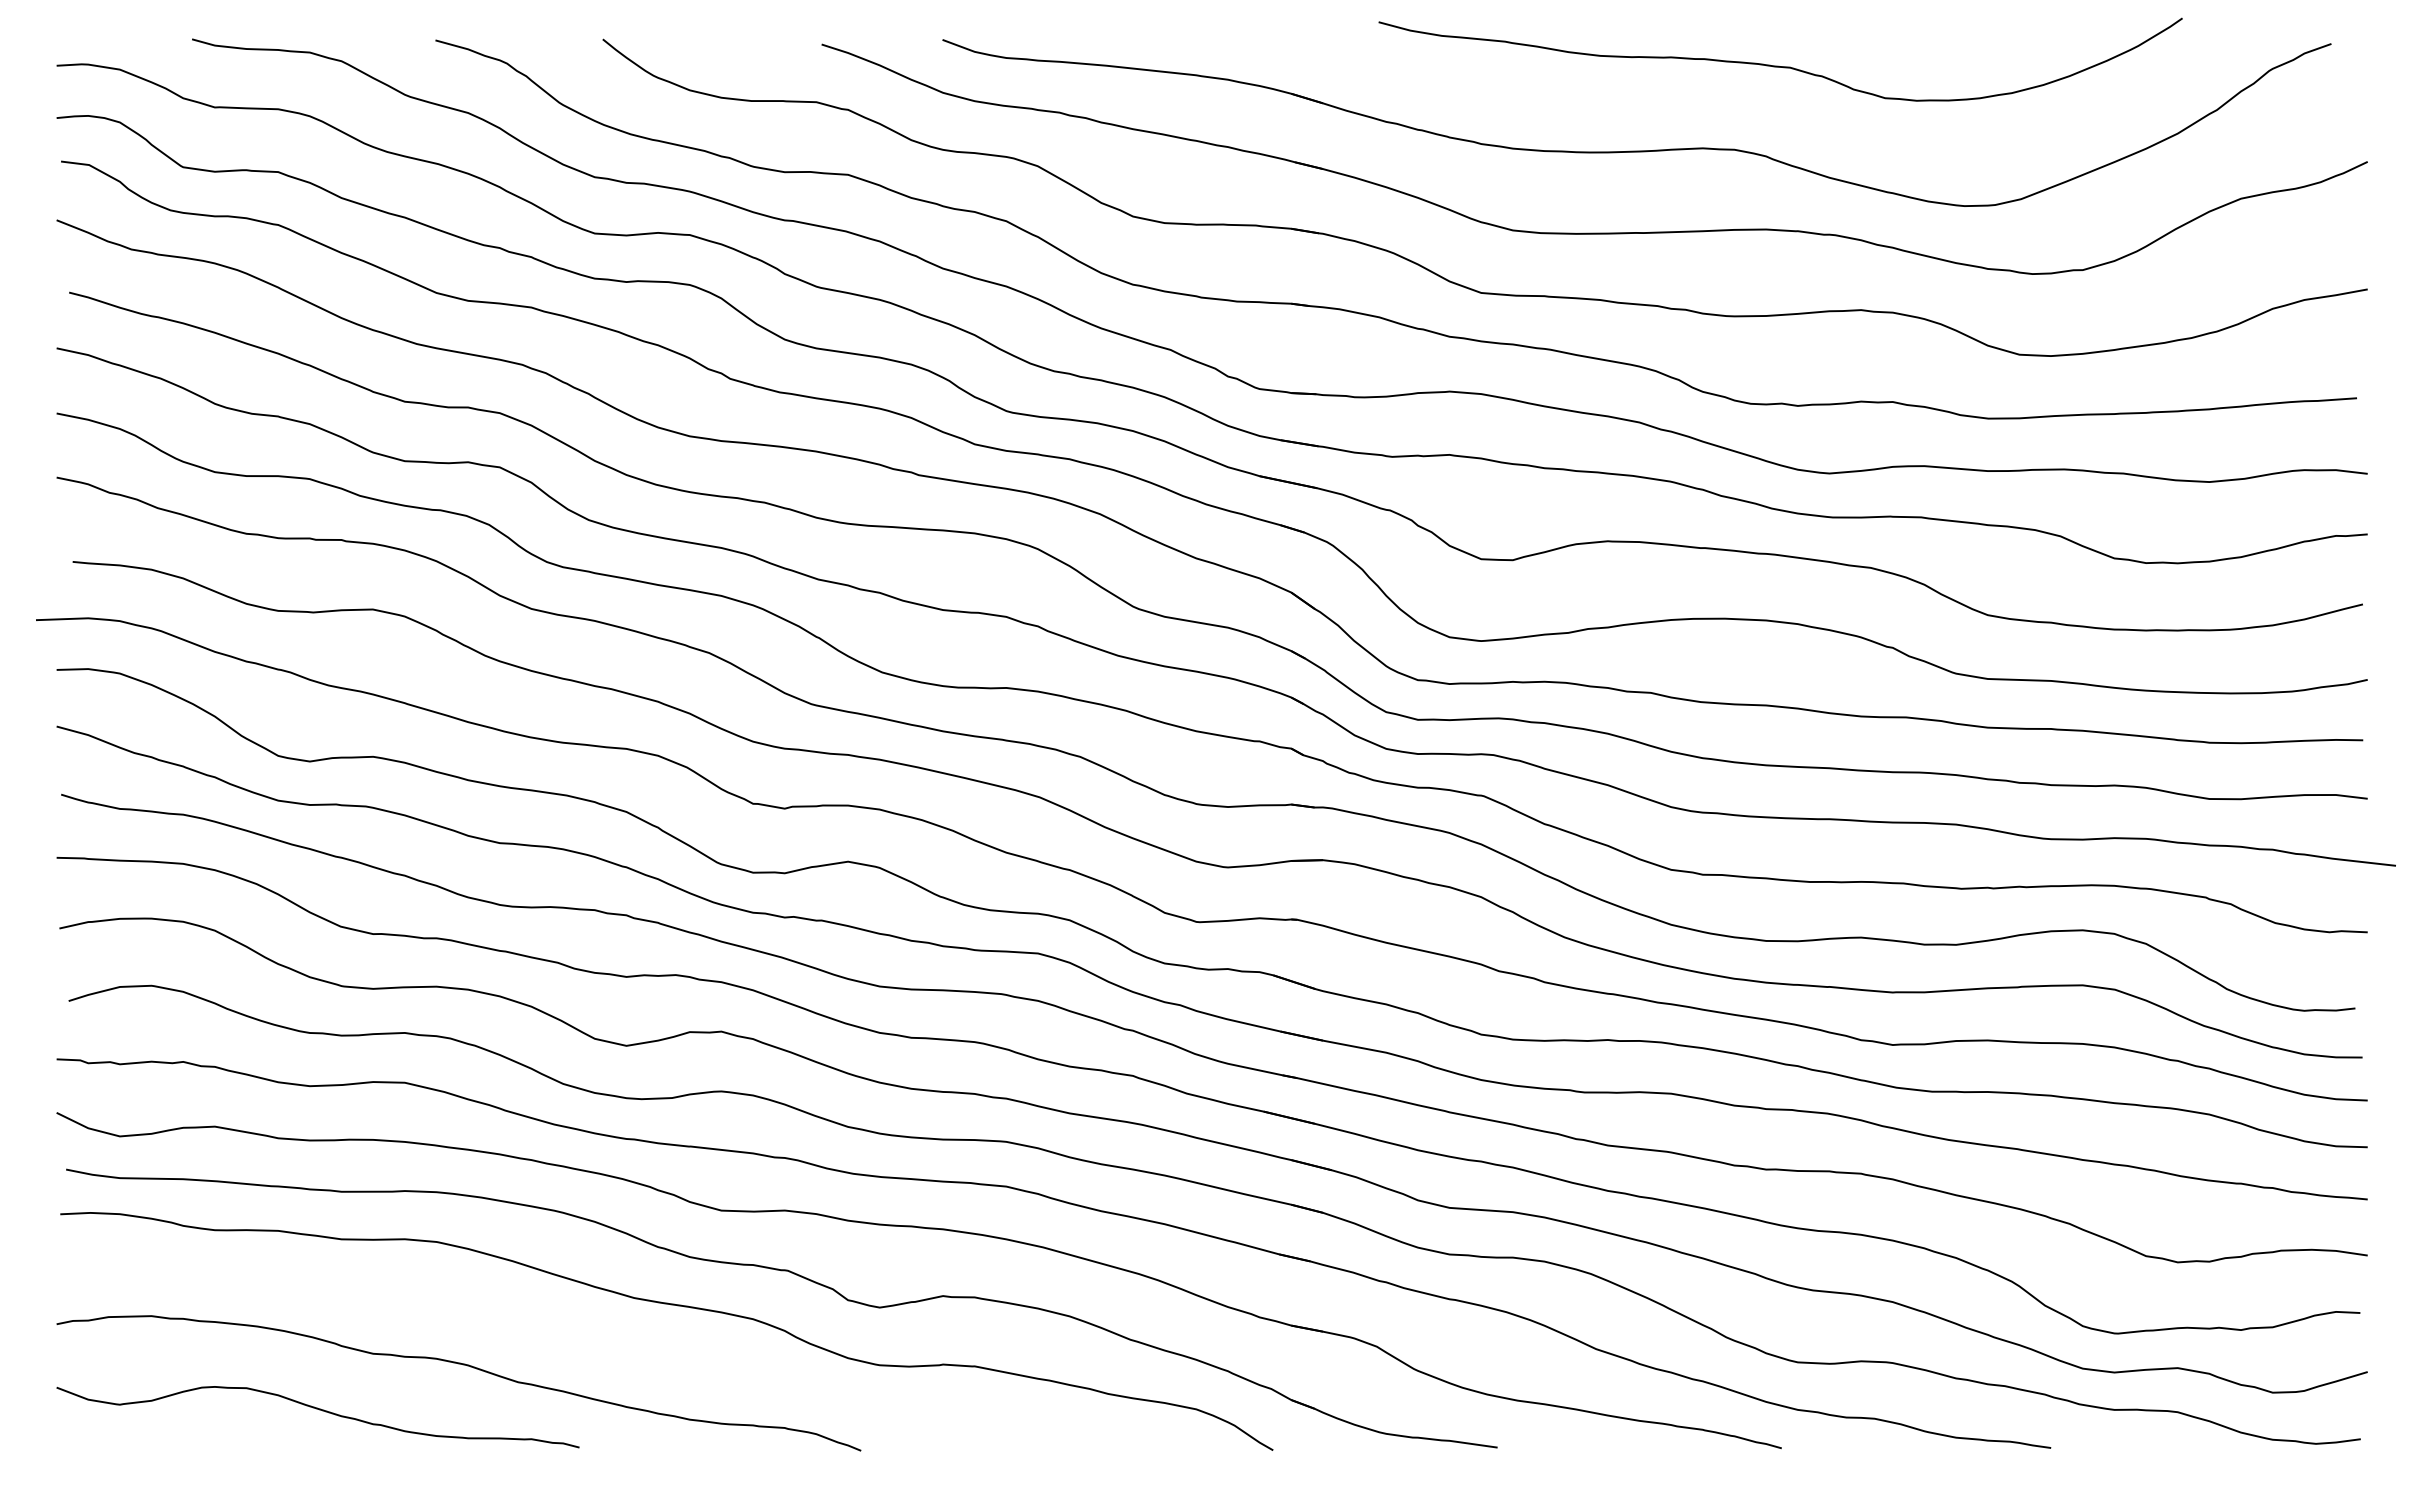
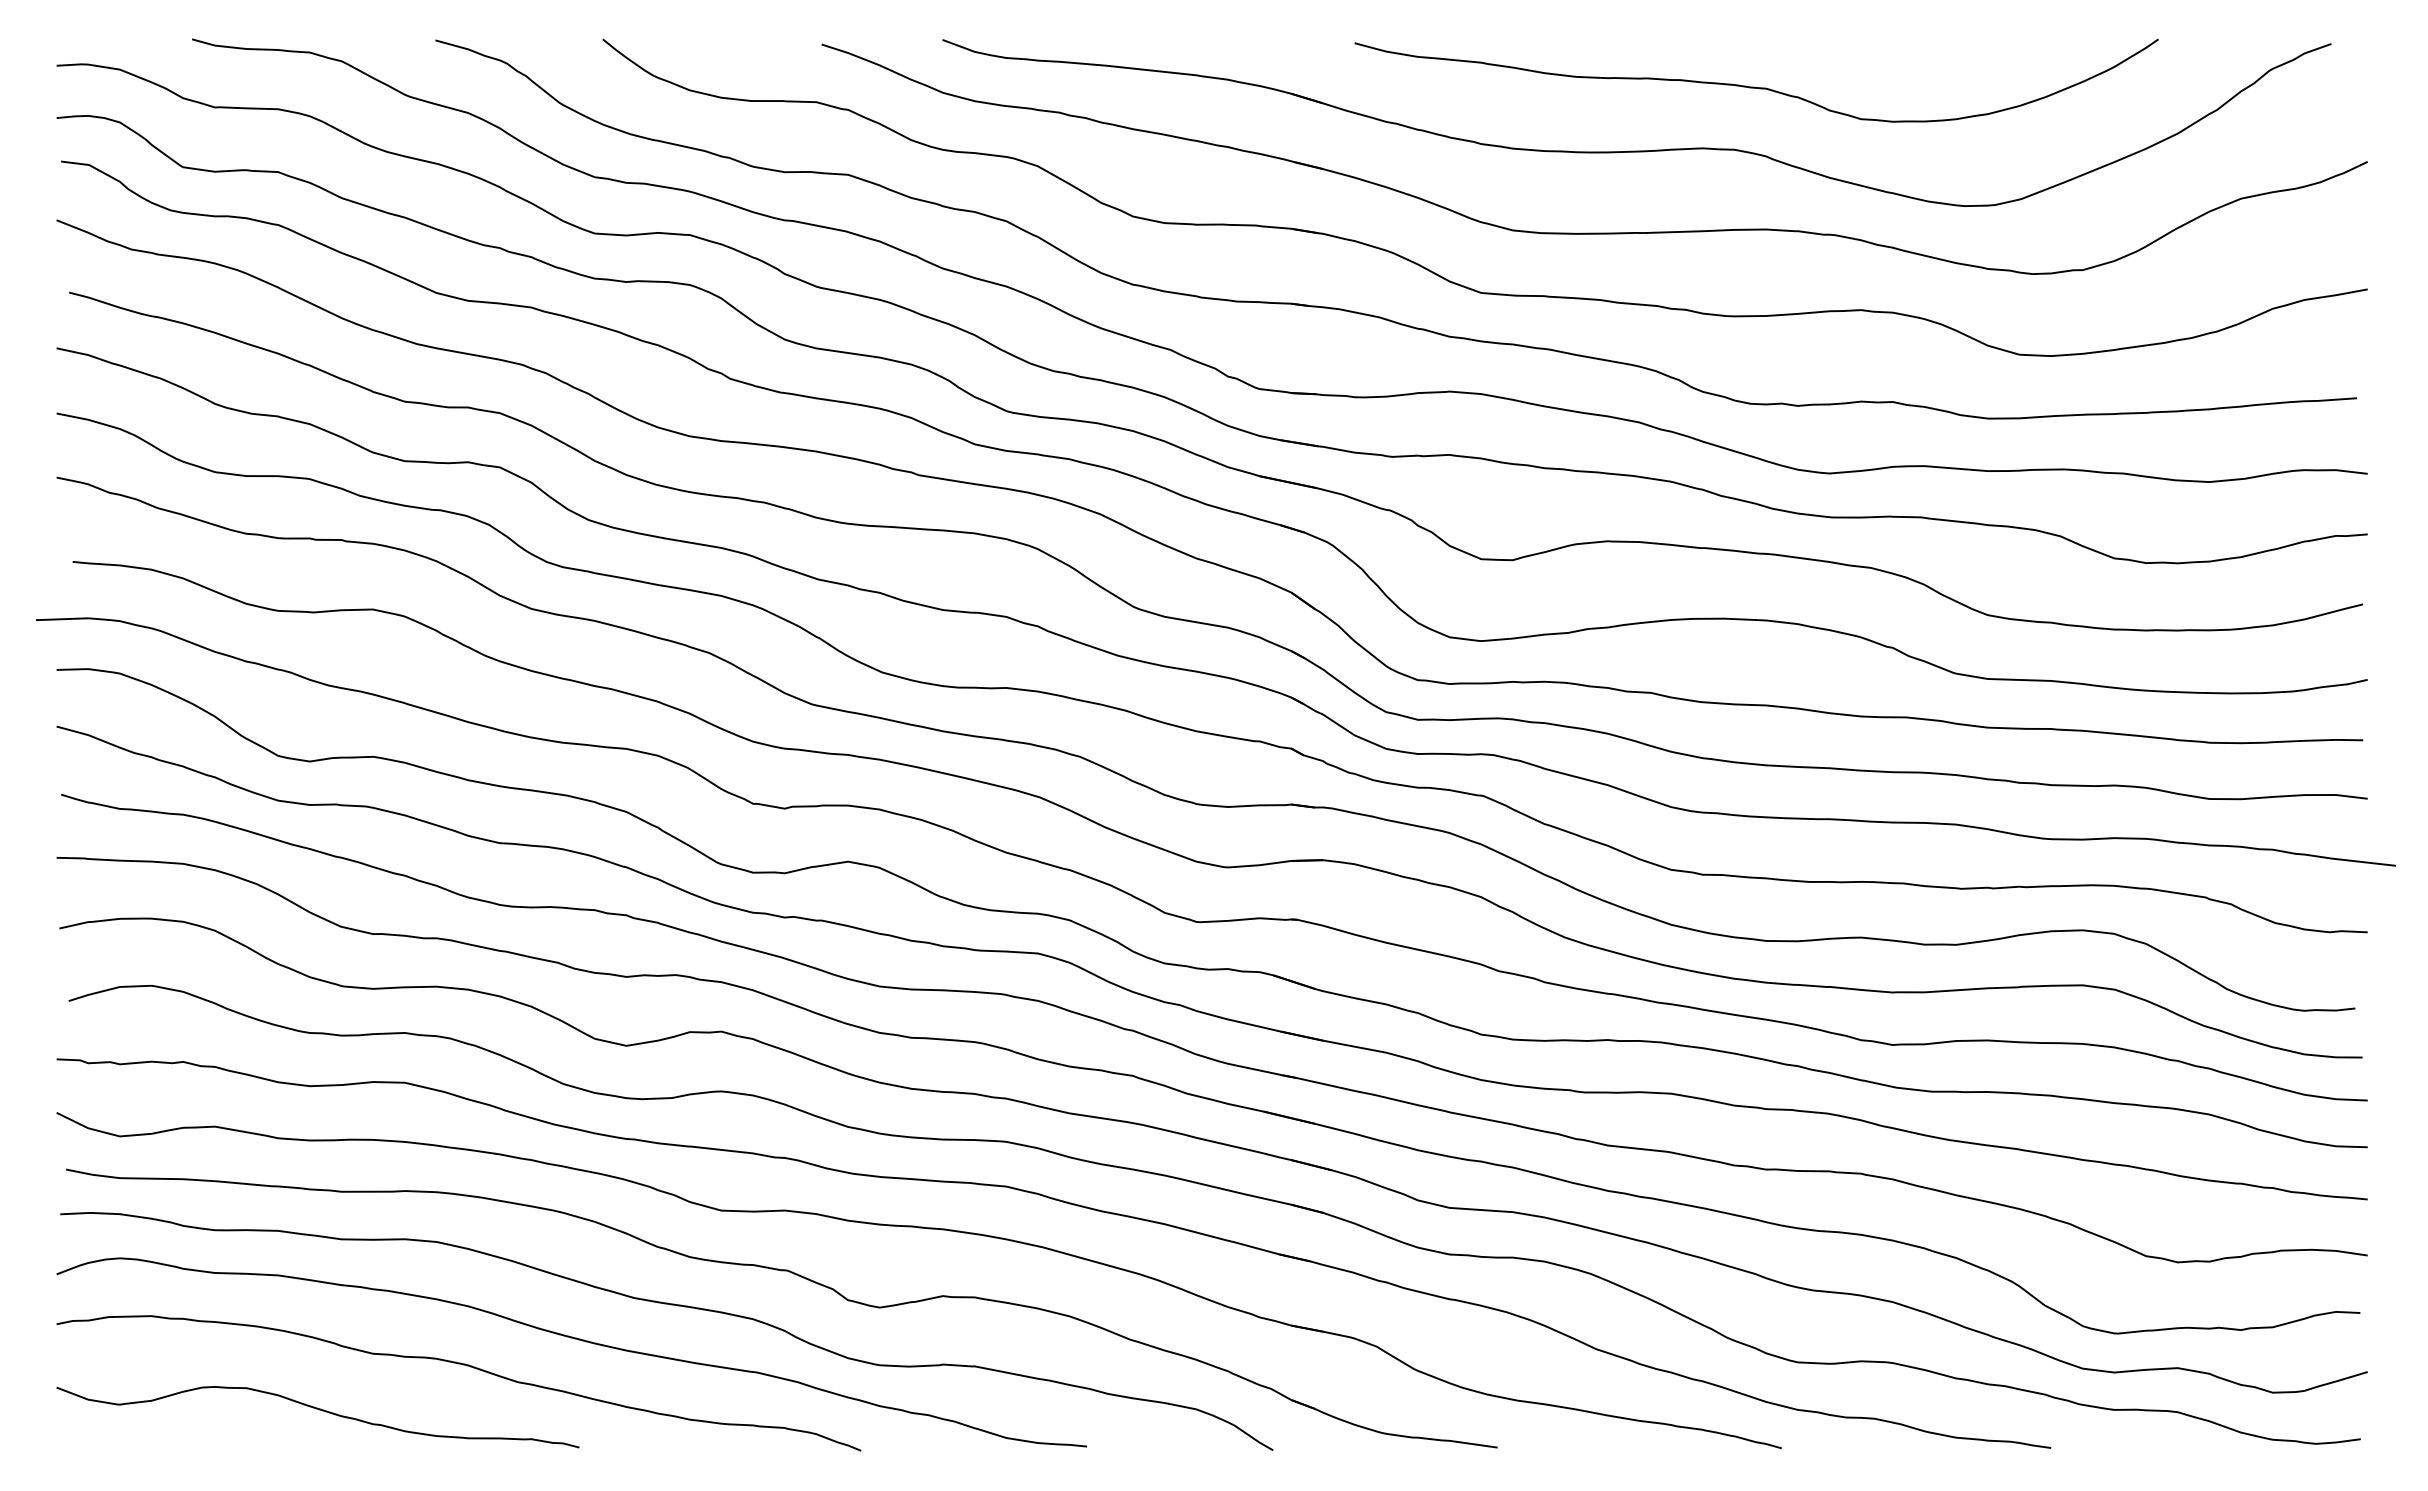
curve position: (1778, 65) -> (1754, 86) (1754, 86)
curve: none -> present (574, 1339)
